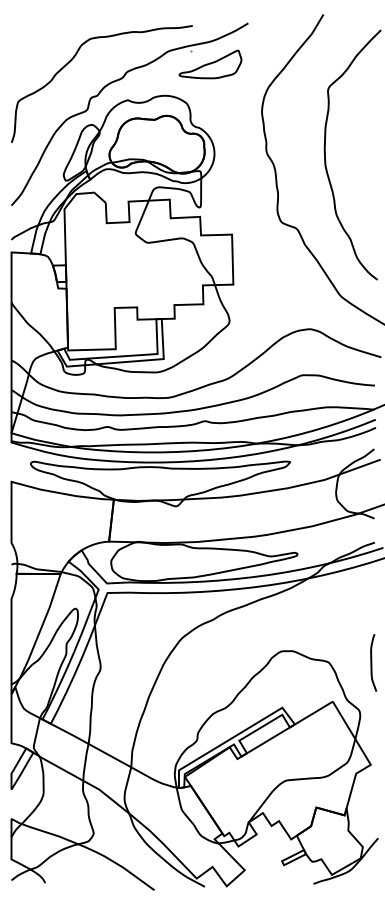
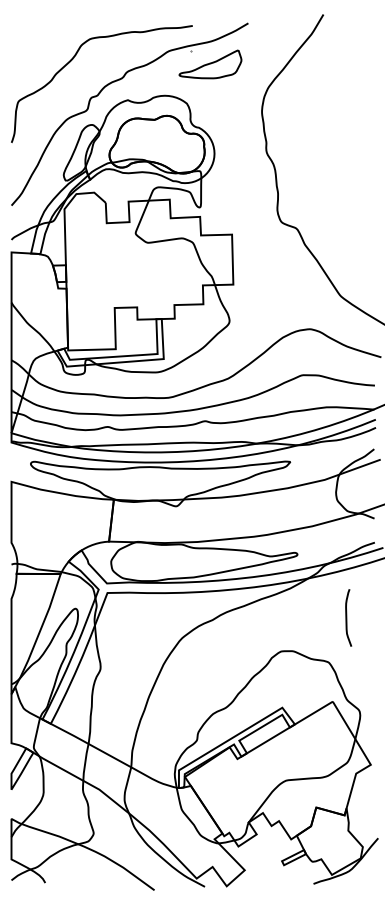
curve: present -> none (326, 160)
curve position: (372, 662) -> (347, 617) (347, 617)
